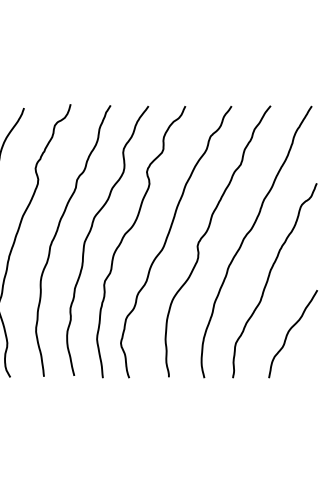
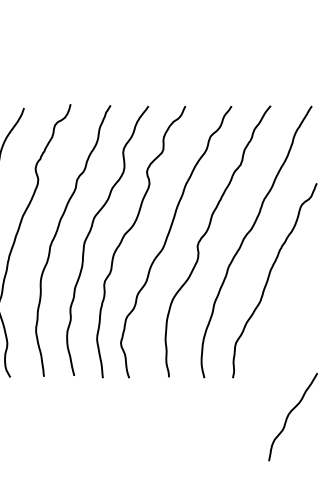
curve position: (289, 332) -> (289, 415) (289, 415)
